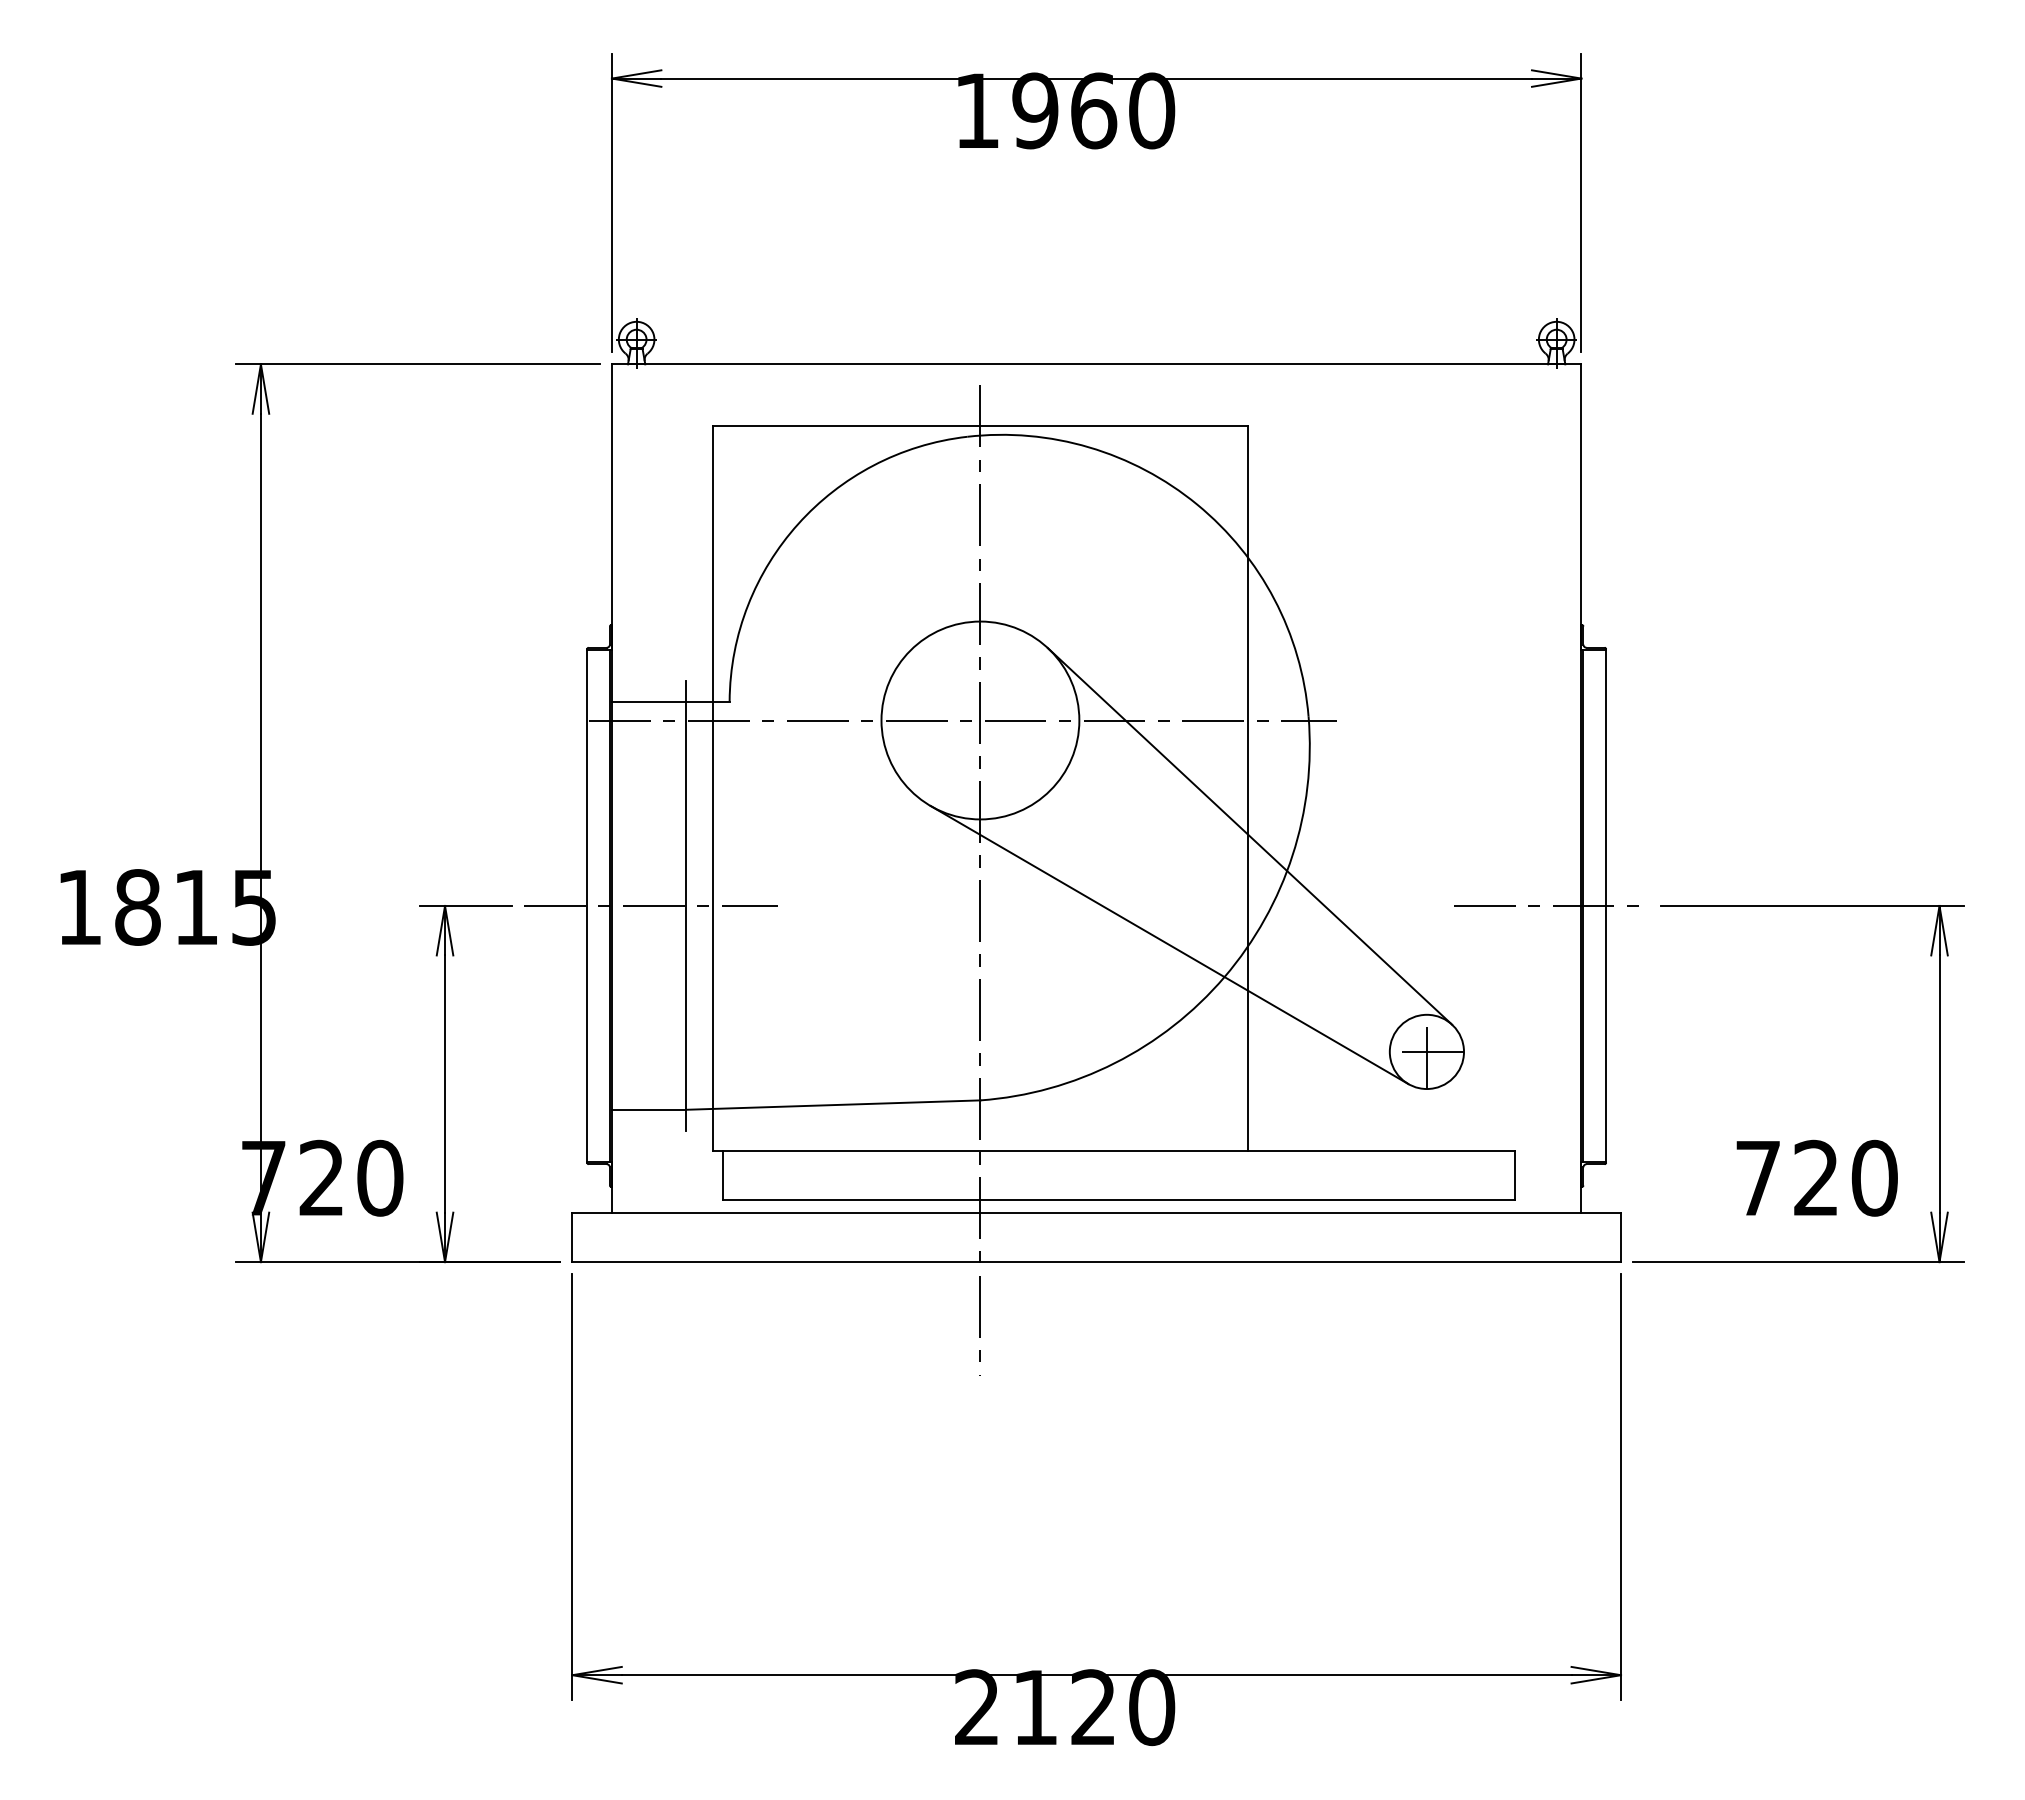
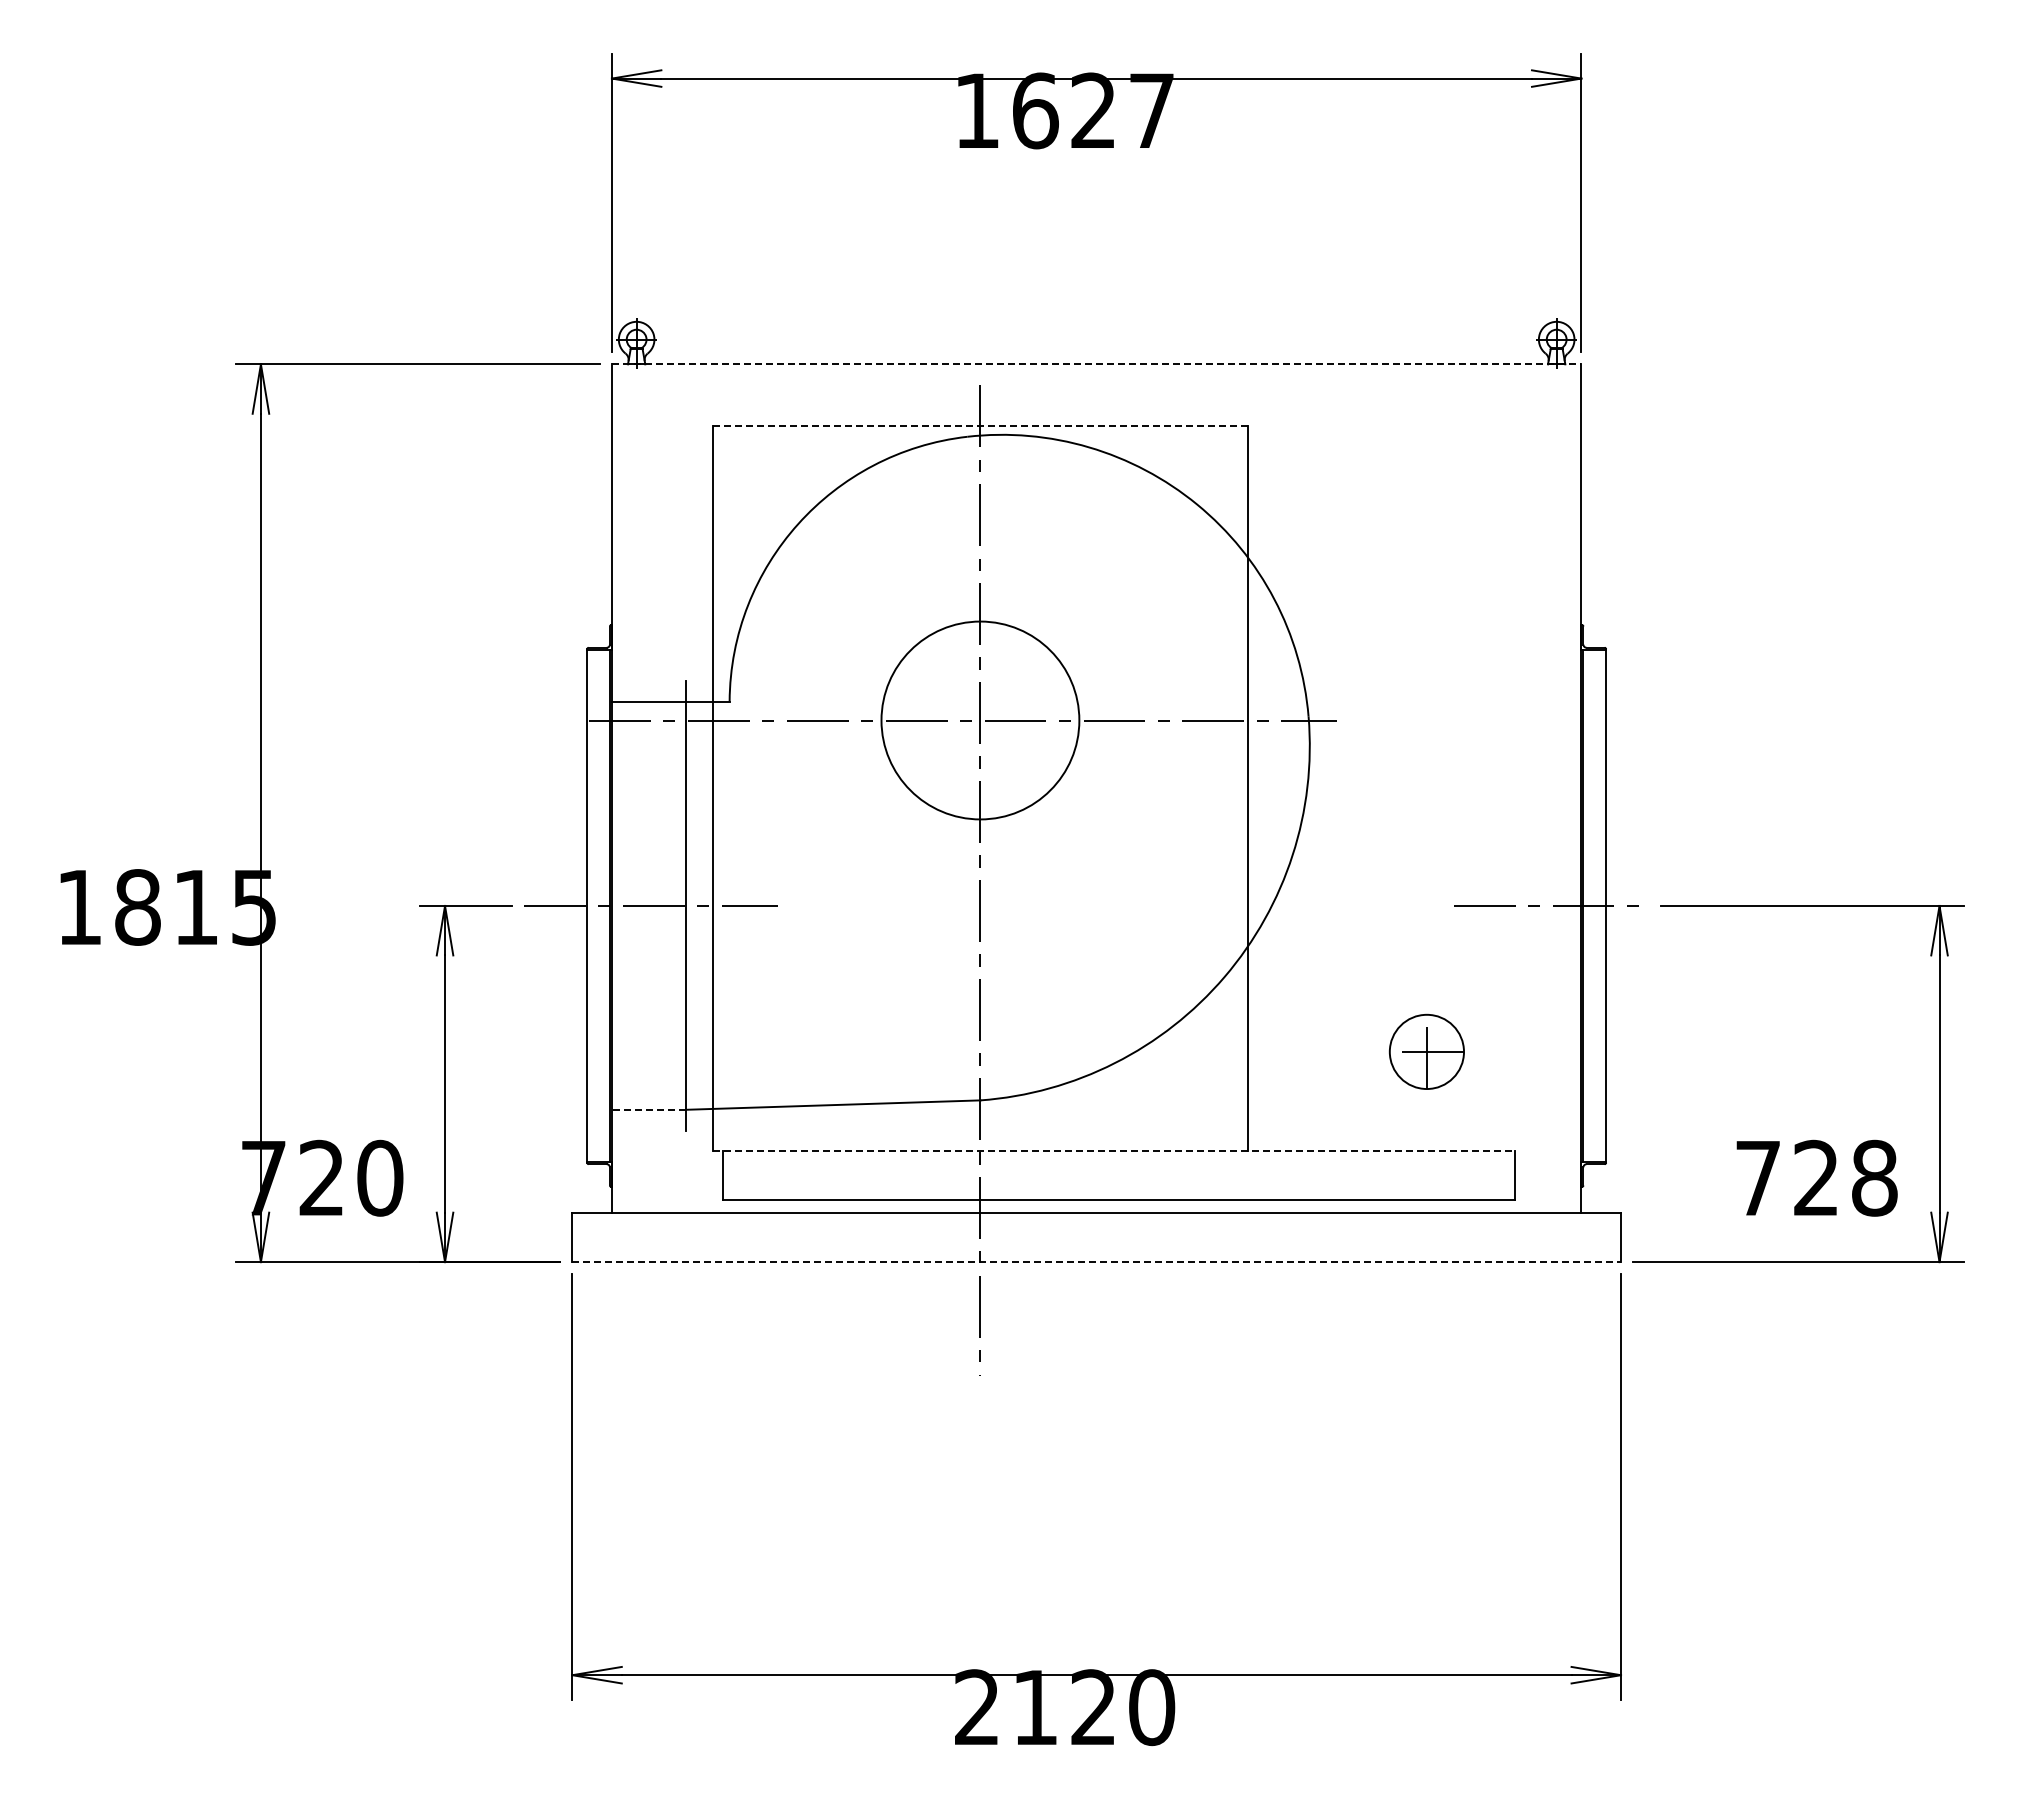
text: 1960 -> 1627 (1093, 110)
line: solid -> dashed (1096, 364)
line: solid -> dashed (980, 426)
line: present -> none (1249, 836)
line: present -> none (1169, 944)
line: solid -> dashed (648, 1109)
line: solid -> dashed (1113, 1150)
text: 720 -> 728 (1874, 1178)
line: solid -> dashed (1097, 1262)
